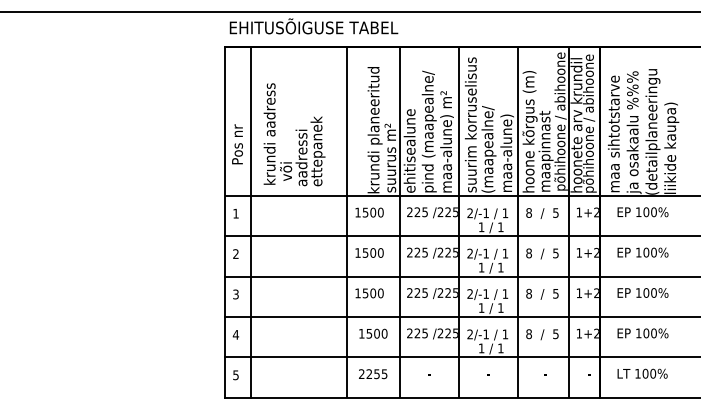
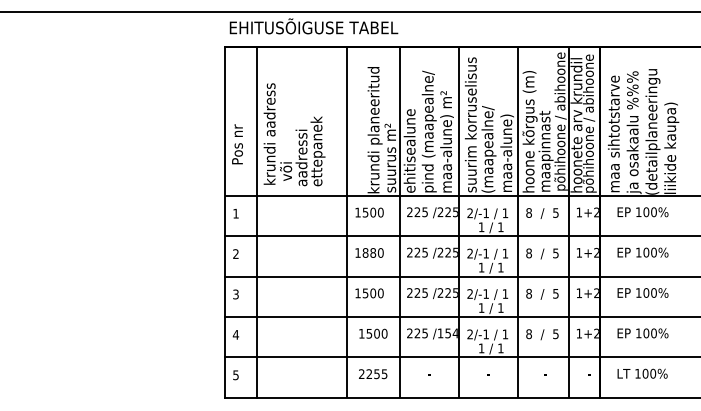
line position: (250, 221) -> (256, 221) (256, 221)
text: 1500 -> 1880 (369, 252)
text: /225 -> /154 (447, 333)
